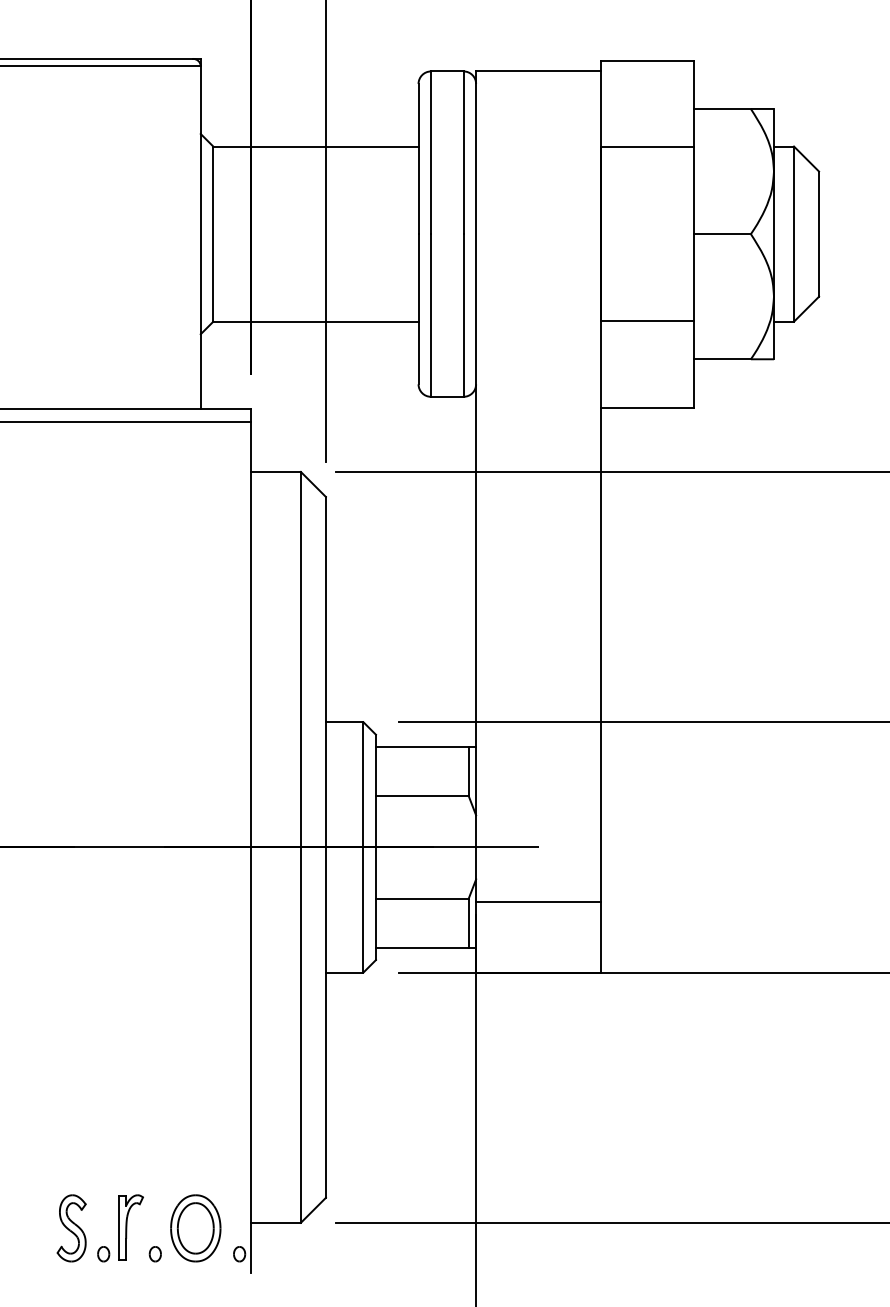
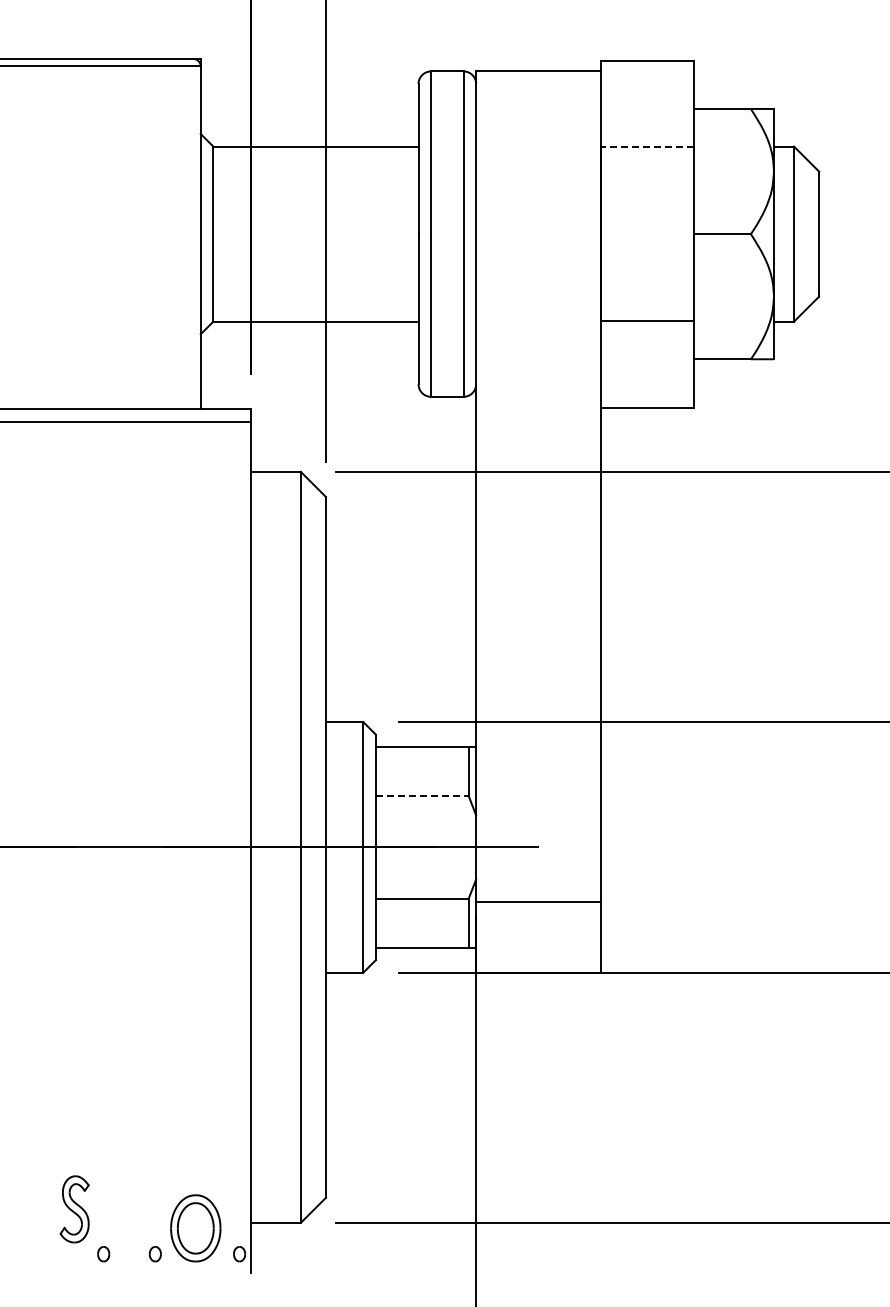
line: solid -> dashed (647, 147)
line: solid -> dashed (422, 795)
part: present -> none (130, 1227)
part position: (71, 1228) -> (74, 1209) (74, 1209)
